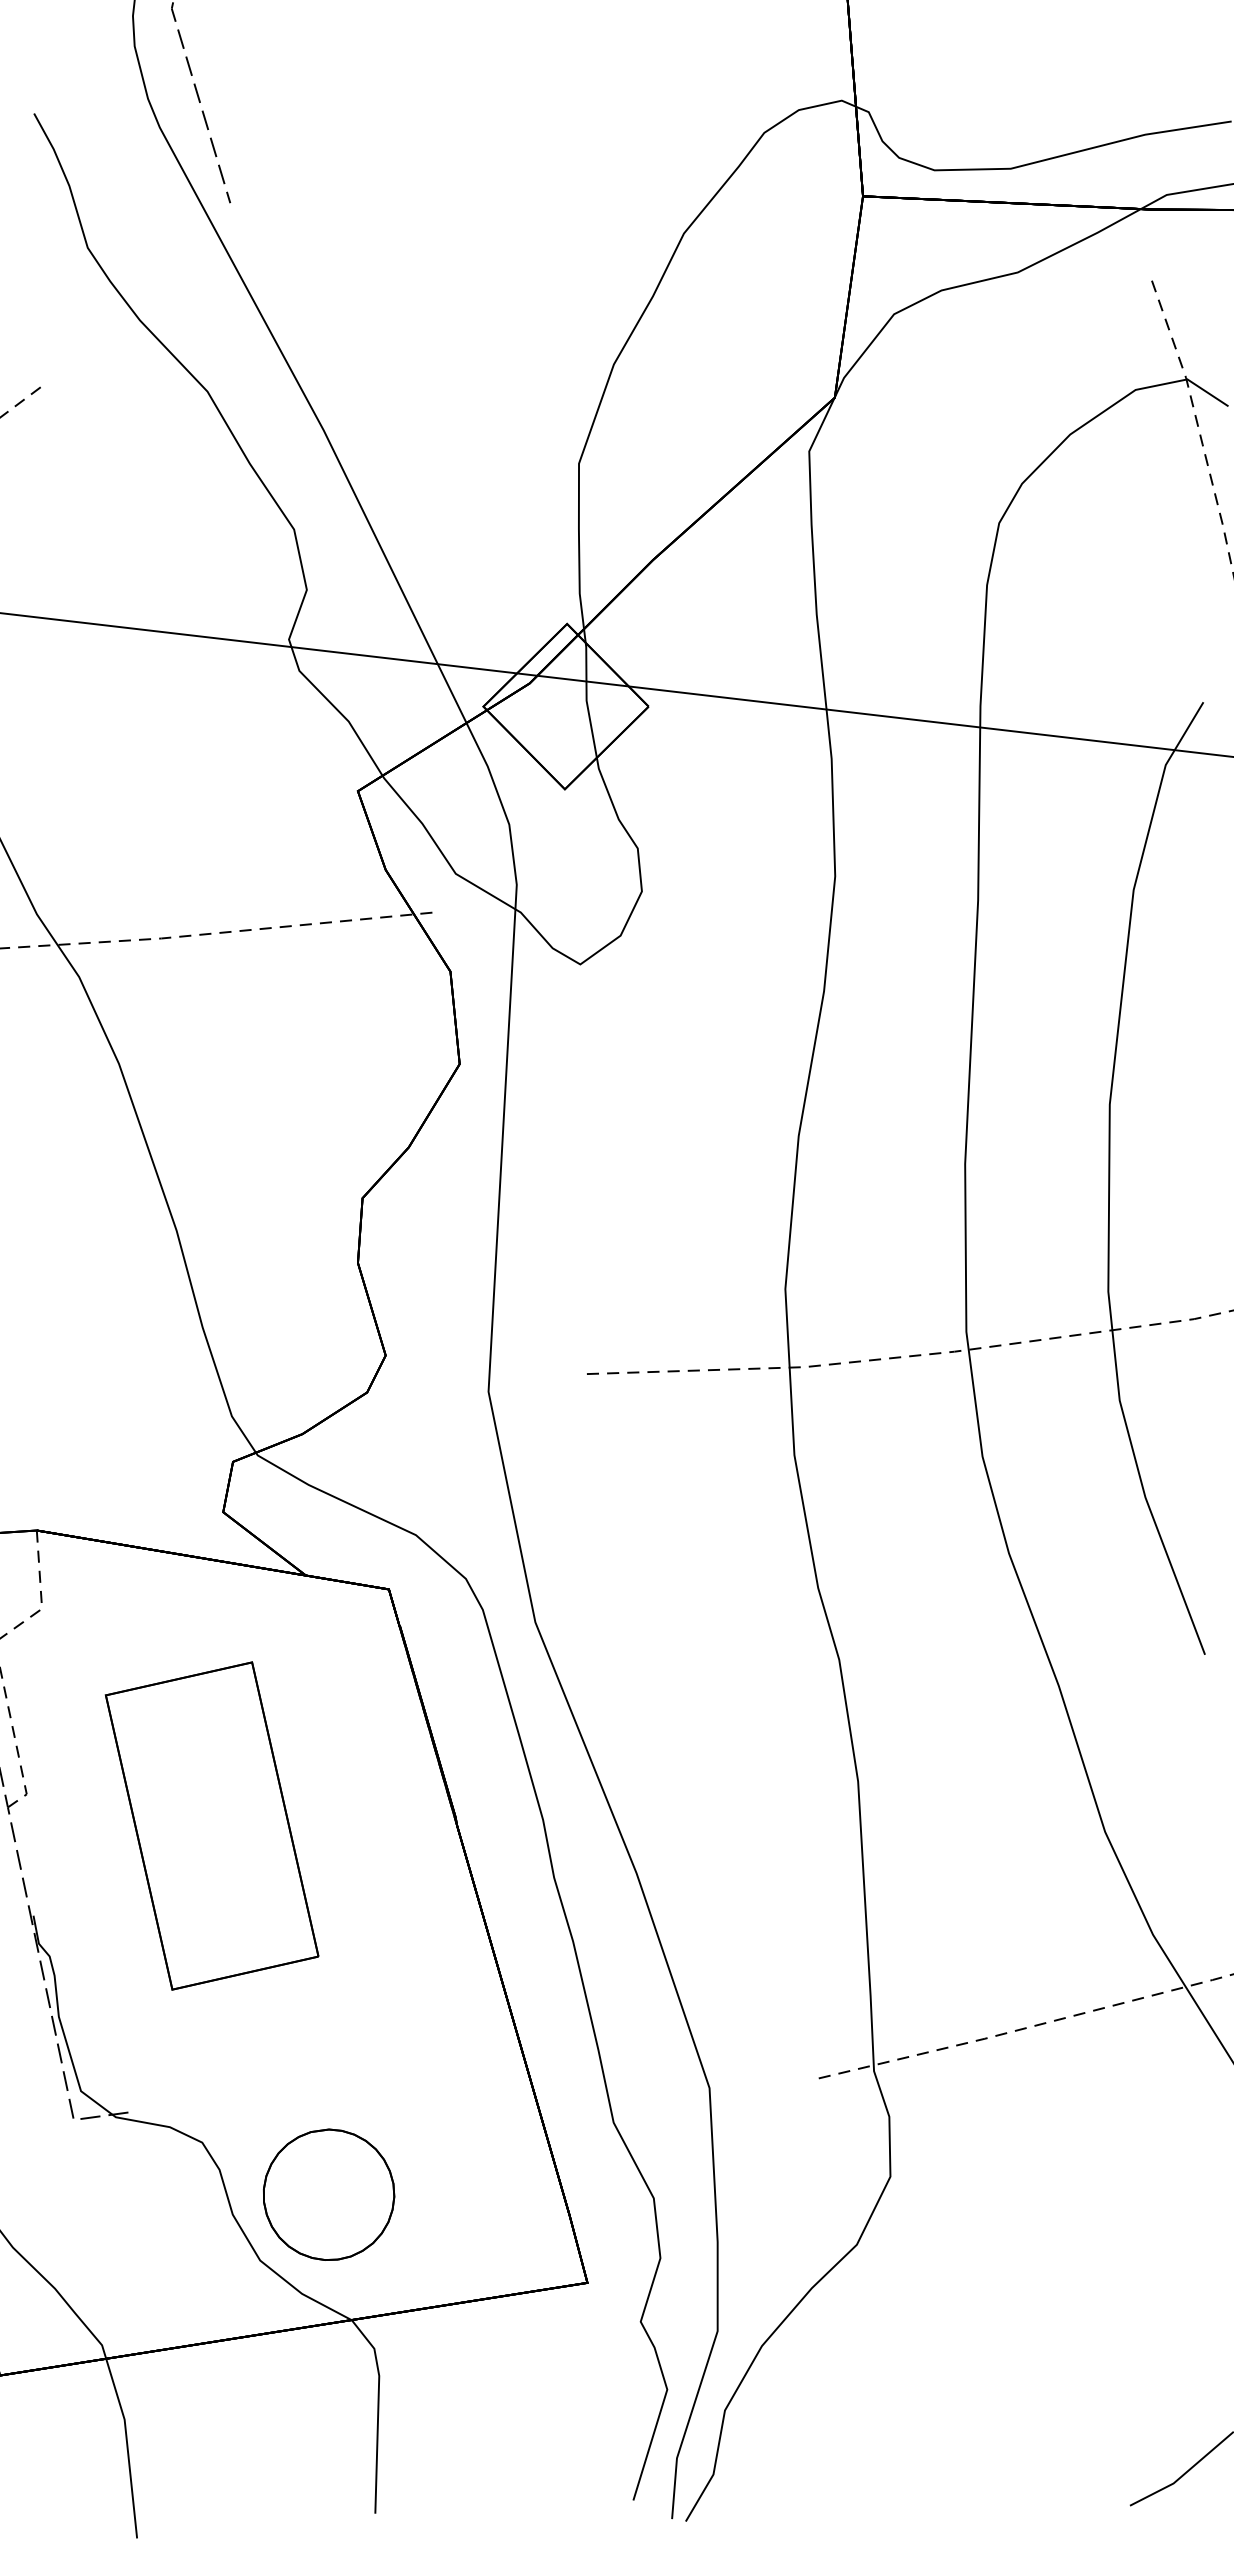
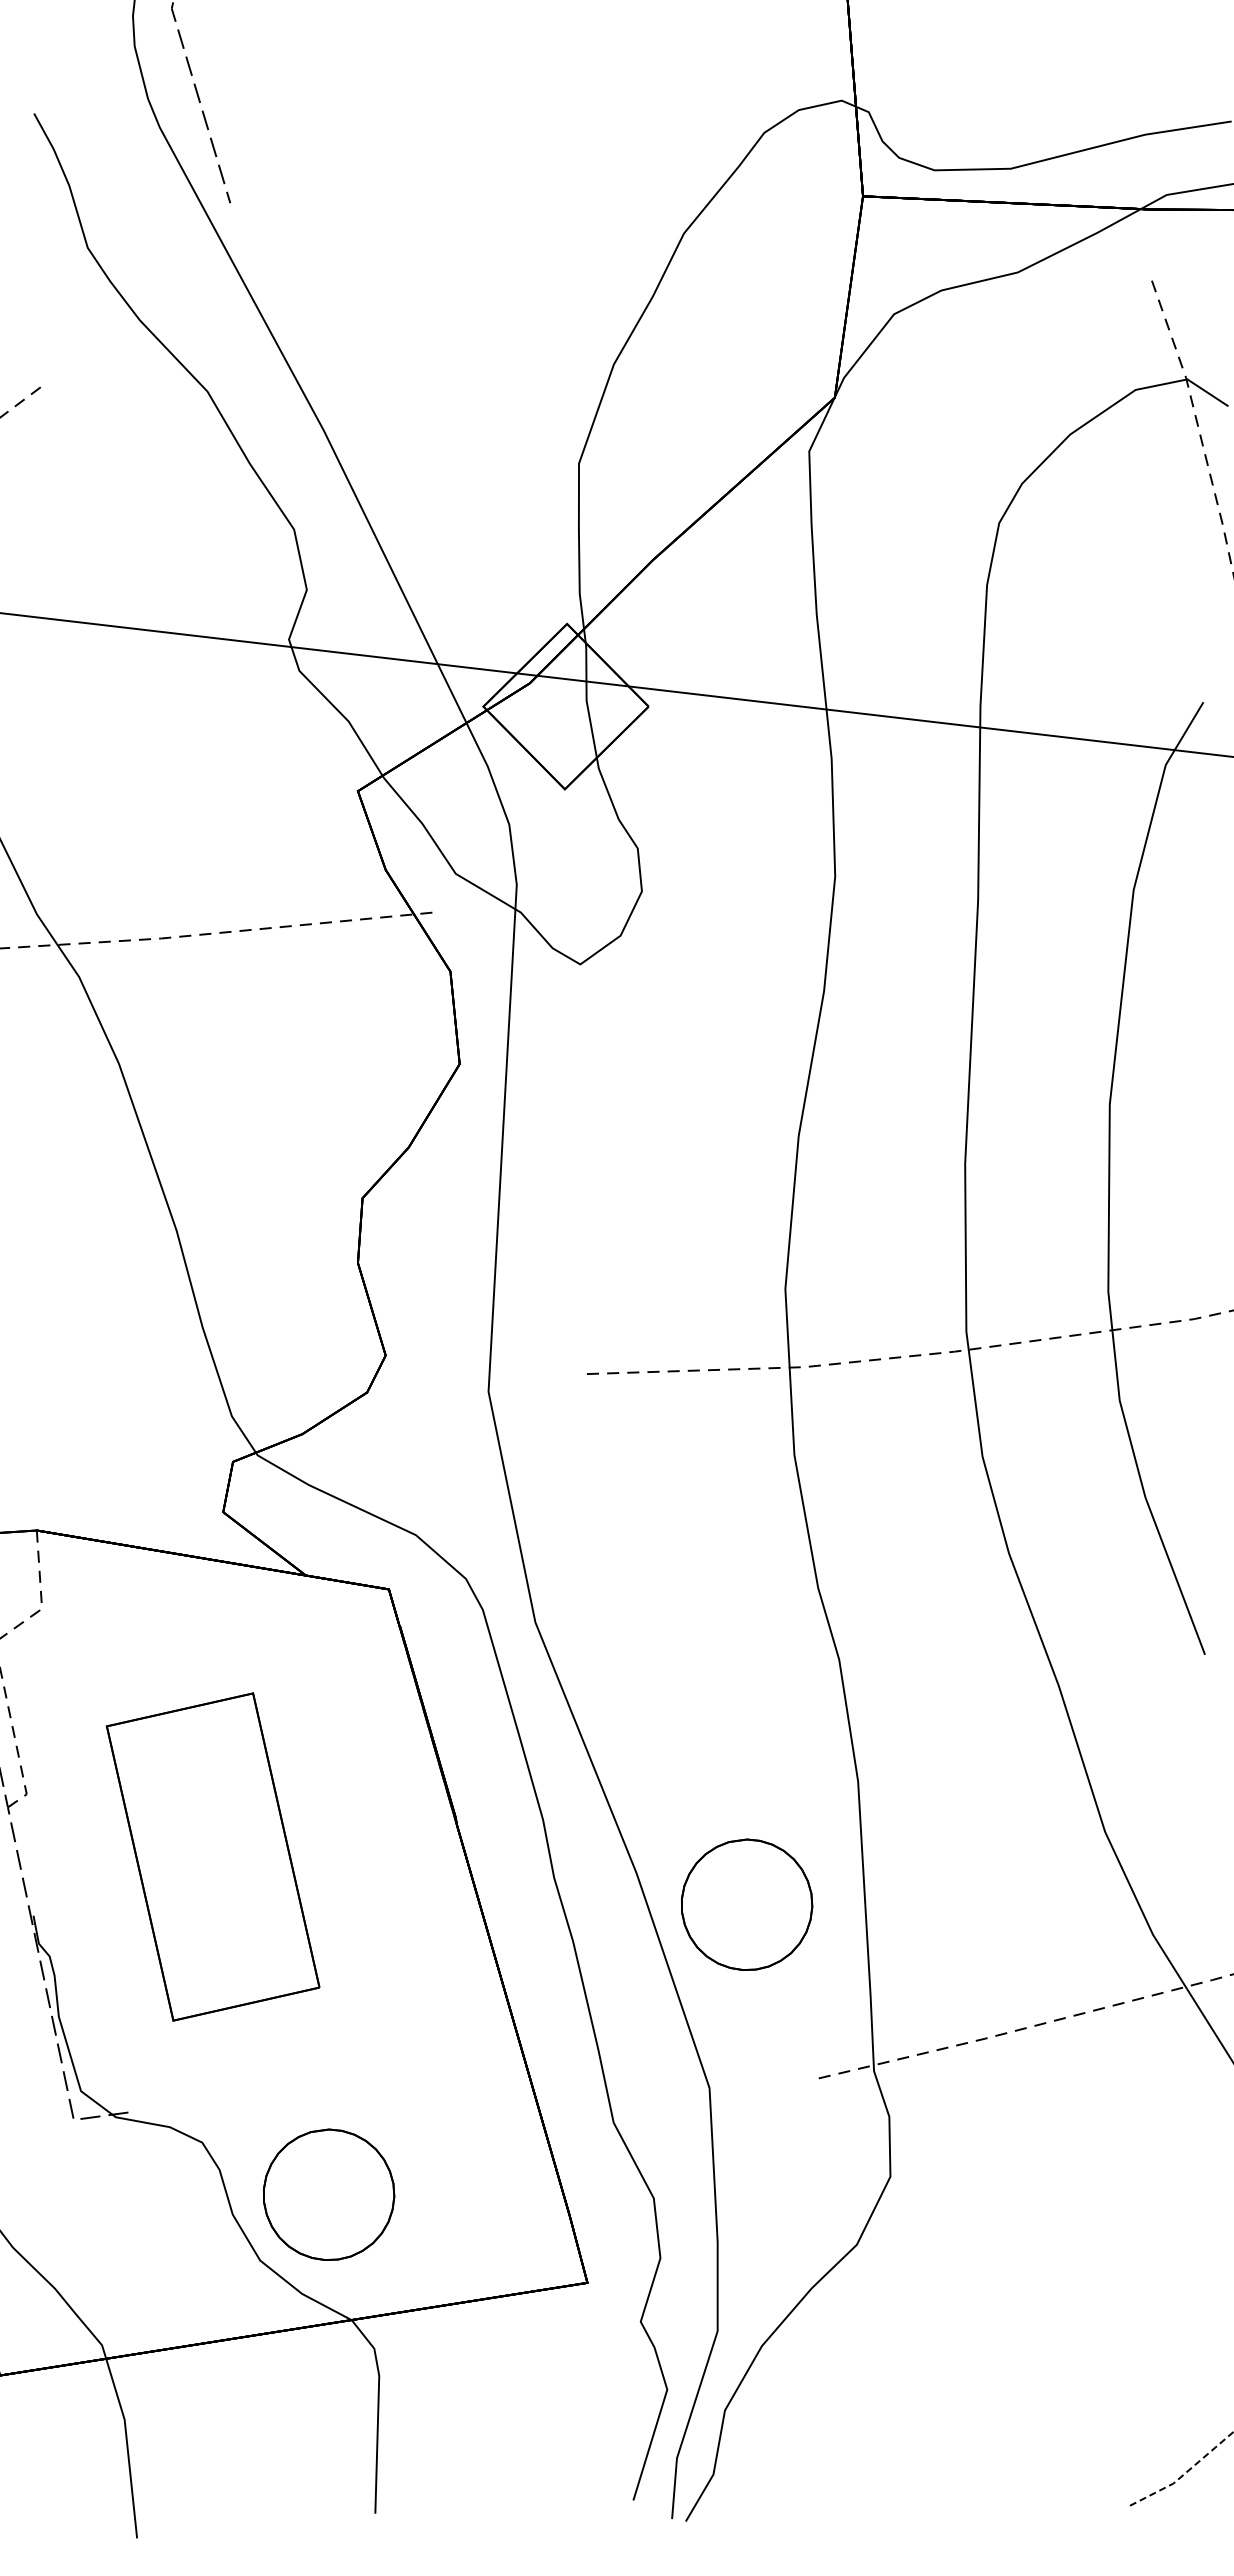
part position: (211, 1825) -> (212, 1856) (212, 1856)
part: none -> present (747, 1904)
line: solid -> dashed (1184, 2473)
